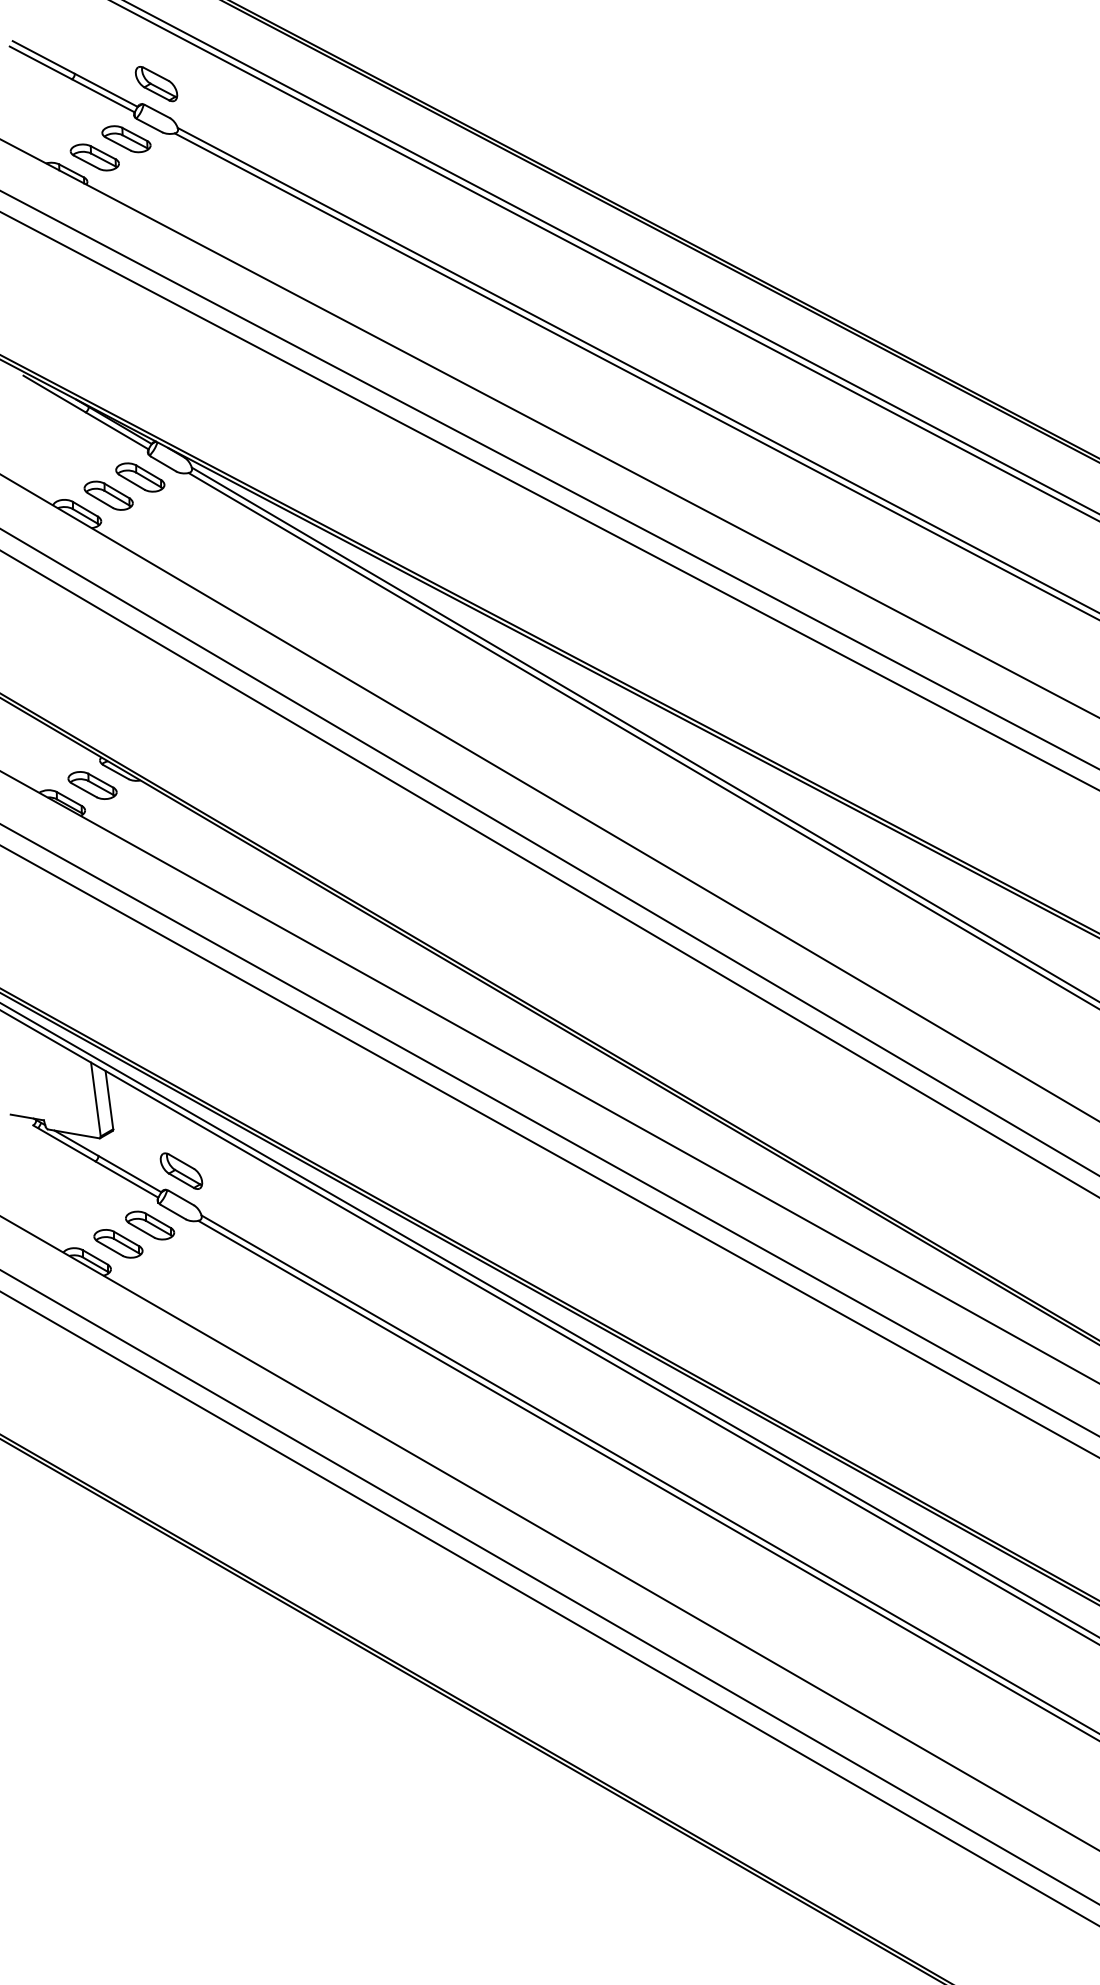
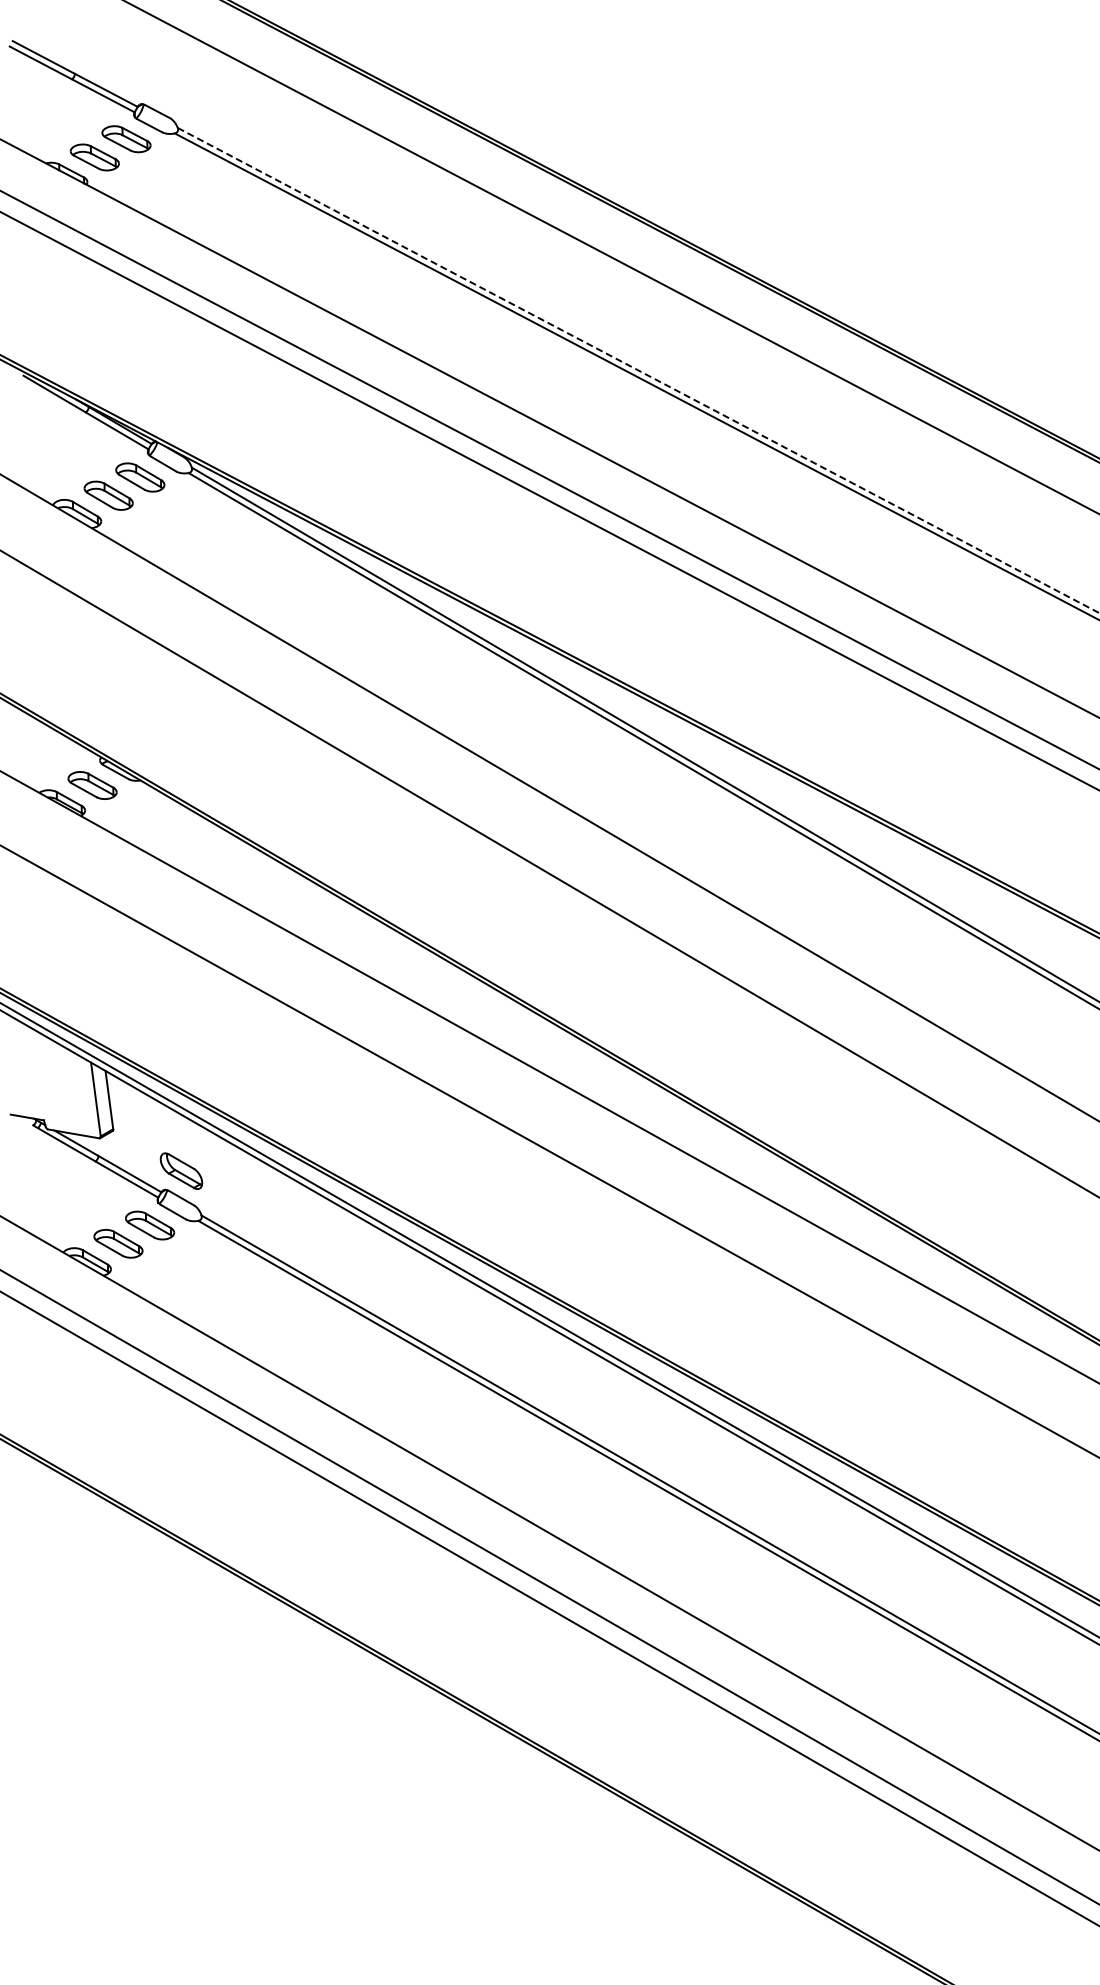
part: present -> none (156, 84)
line: present -> none (604, 260)
line: solid -> dashed (638, 370)
line: present -> none (549, 851)
line: present -> none (549, 1129)
